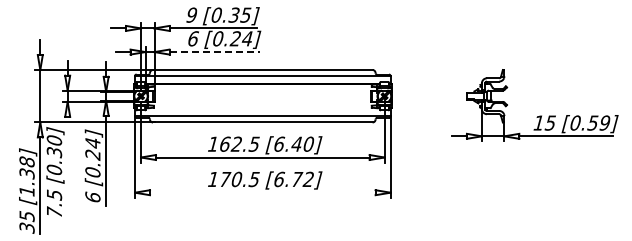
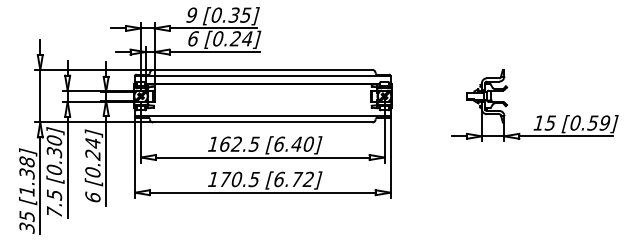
line: dashed -> solid (215, 52)
line: none -> present (67, 166)
line: none -> present (262, 192)
